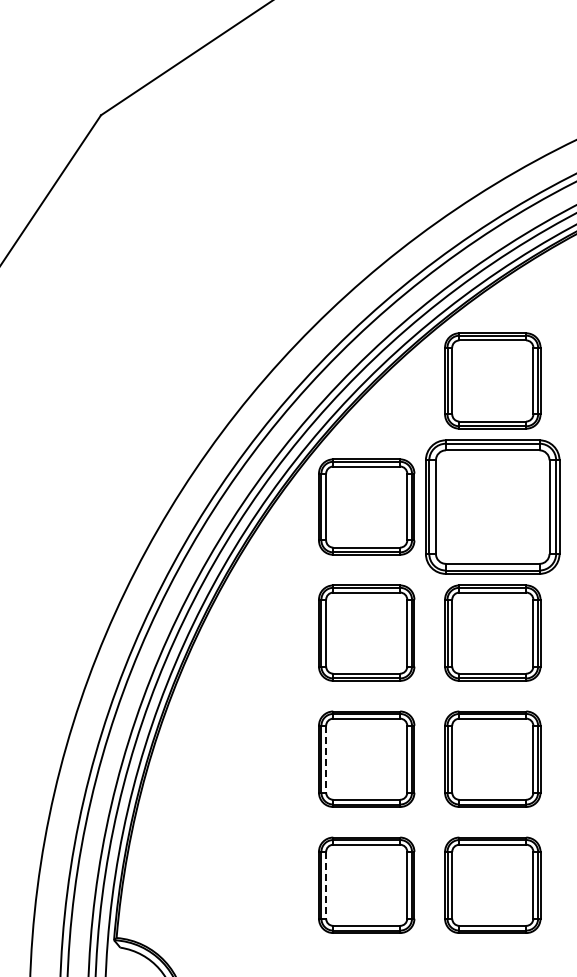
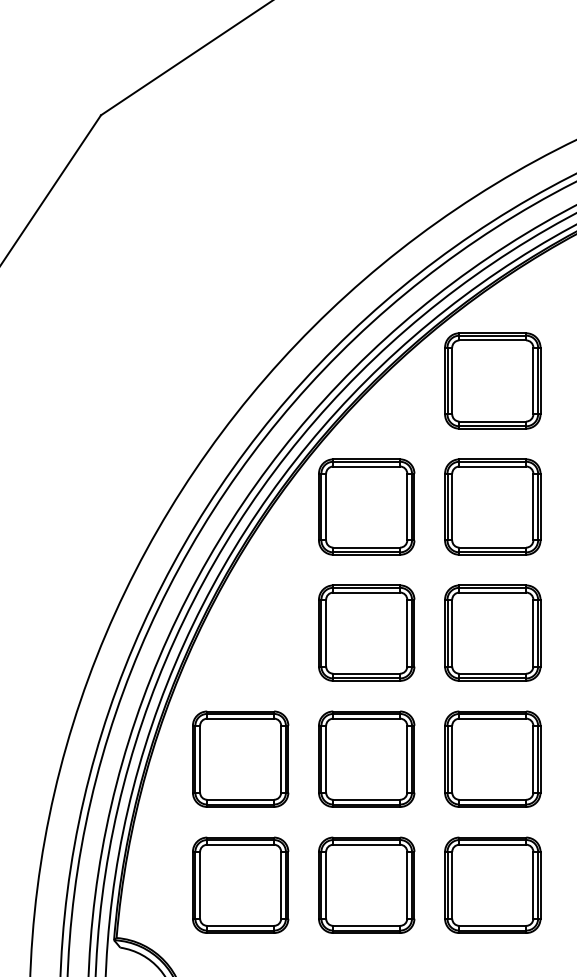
part size: 136x136 px -> 98x98 px (492, 506)
part: none -> present (240, 758)
line: dashed -> solid (326, 759)
part: none -> present (240, 884)
line: dashed -> solid (326, 885)
